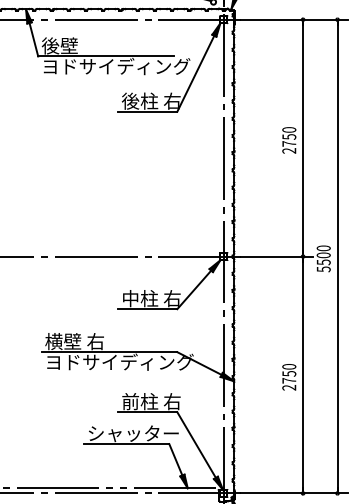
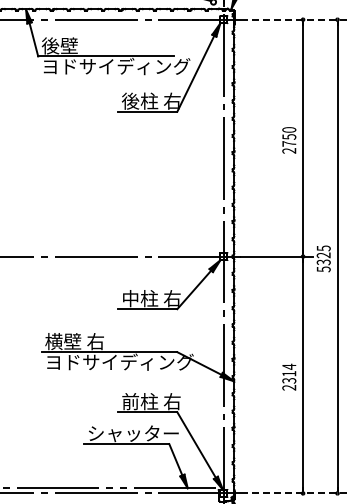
line: solid -> dashed (294, 19)
text: 5500 -> 5325 (323, 254)
text: 2750 -> 2314 (289, 373)
line: solid -> dashed (294, 493)
